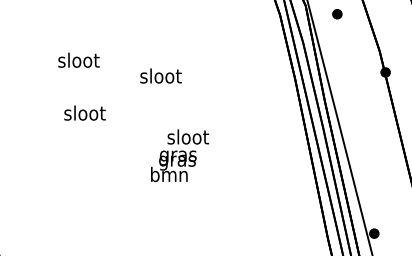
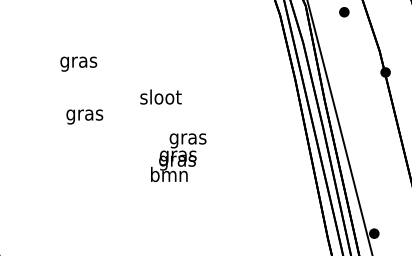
part position: (337, 14) -> (344, 12) (344, 12)
text: sloot -> gras (78, 61)
text position: (160, 75) -> (160, 96) (160, 96)
text: sloot -> gras (84, 114)
text: sloot -> gras (188, 138)
